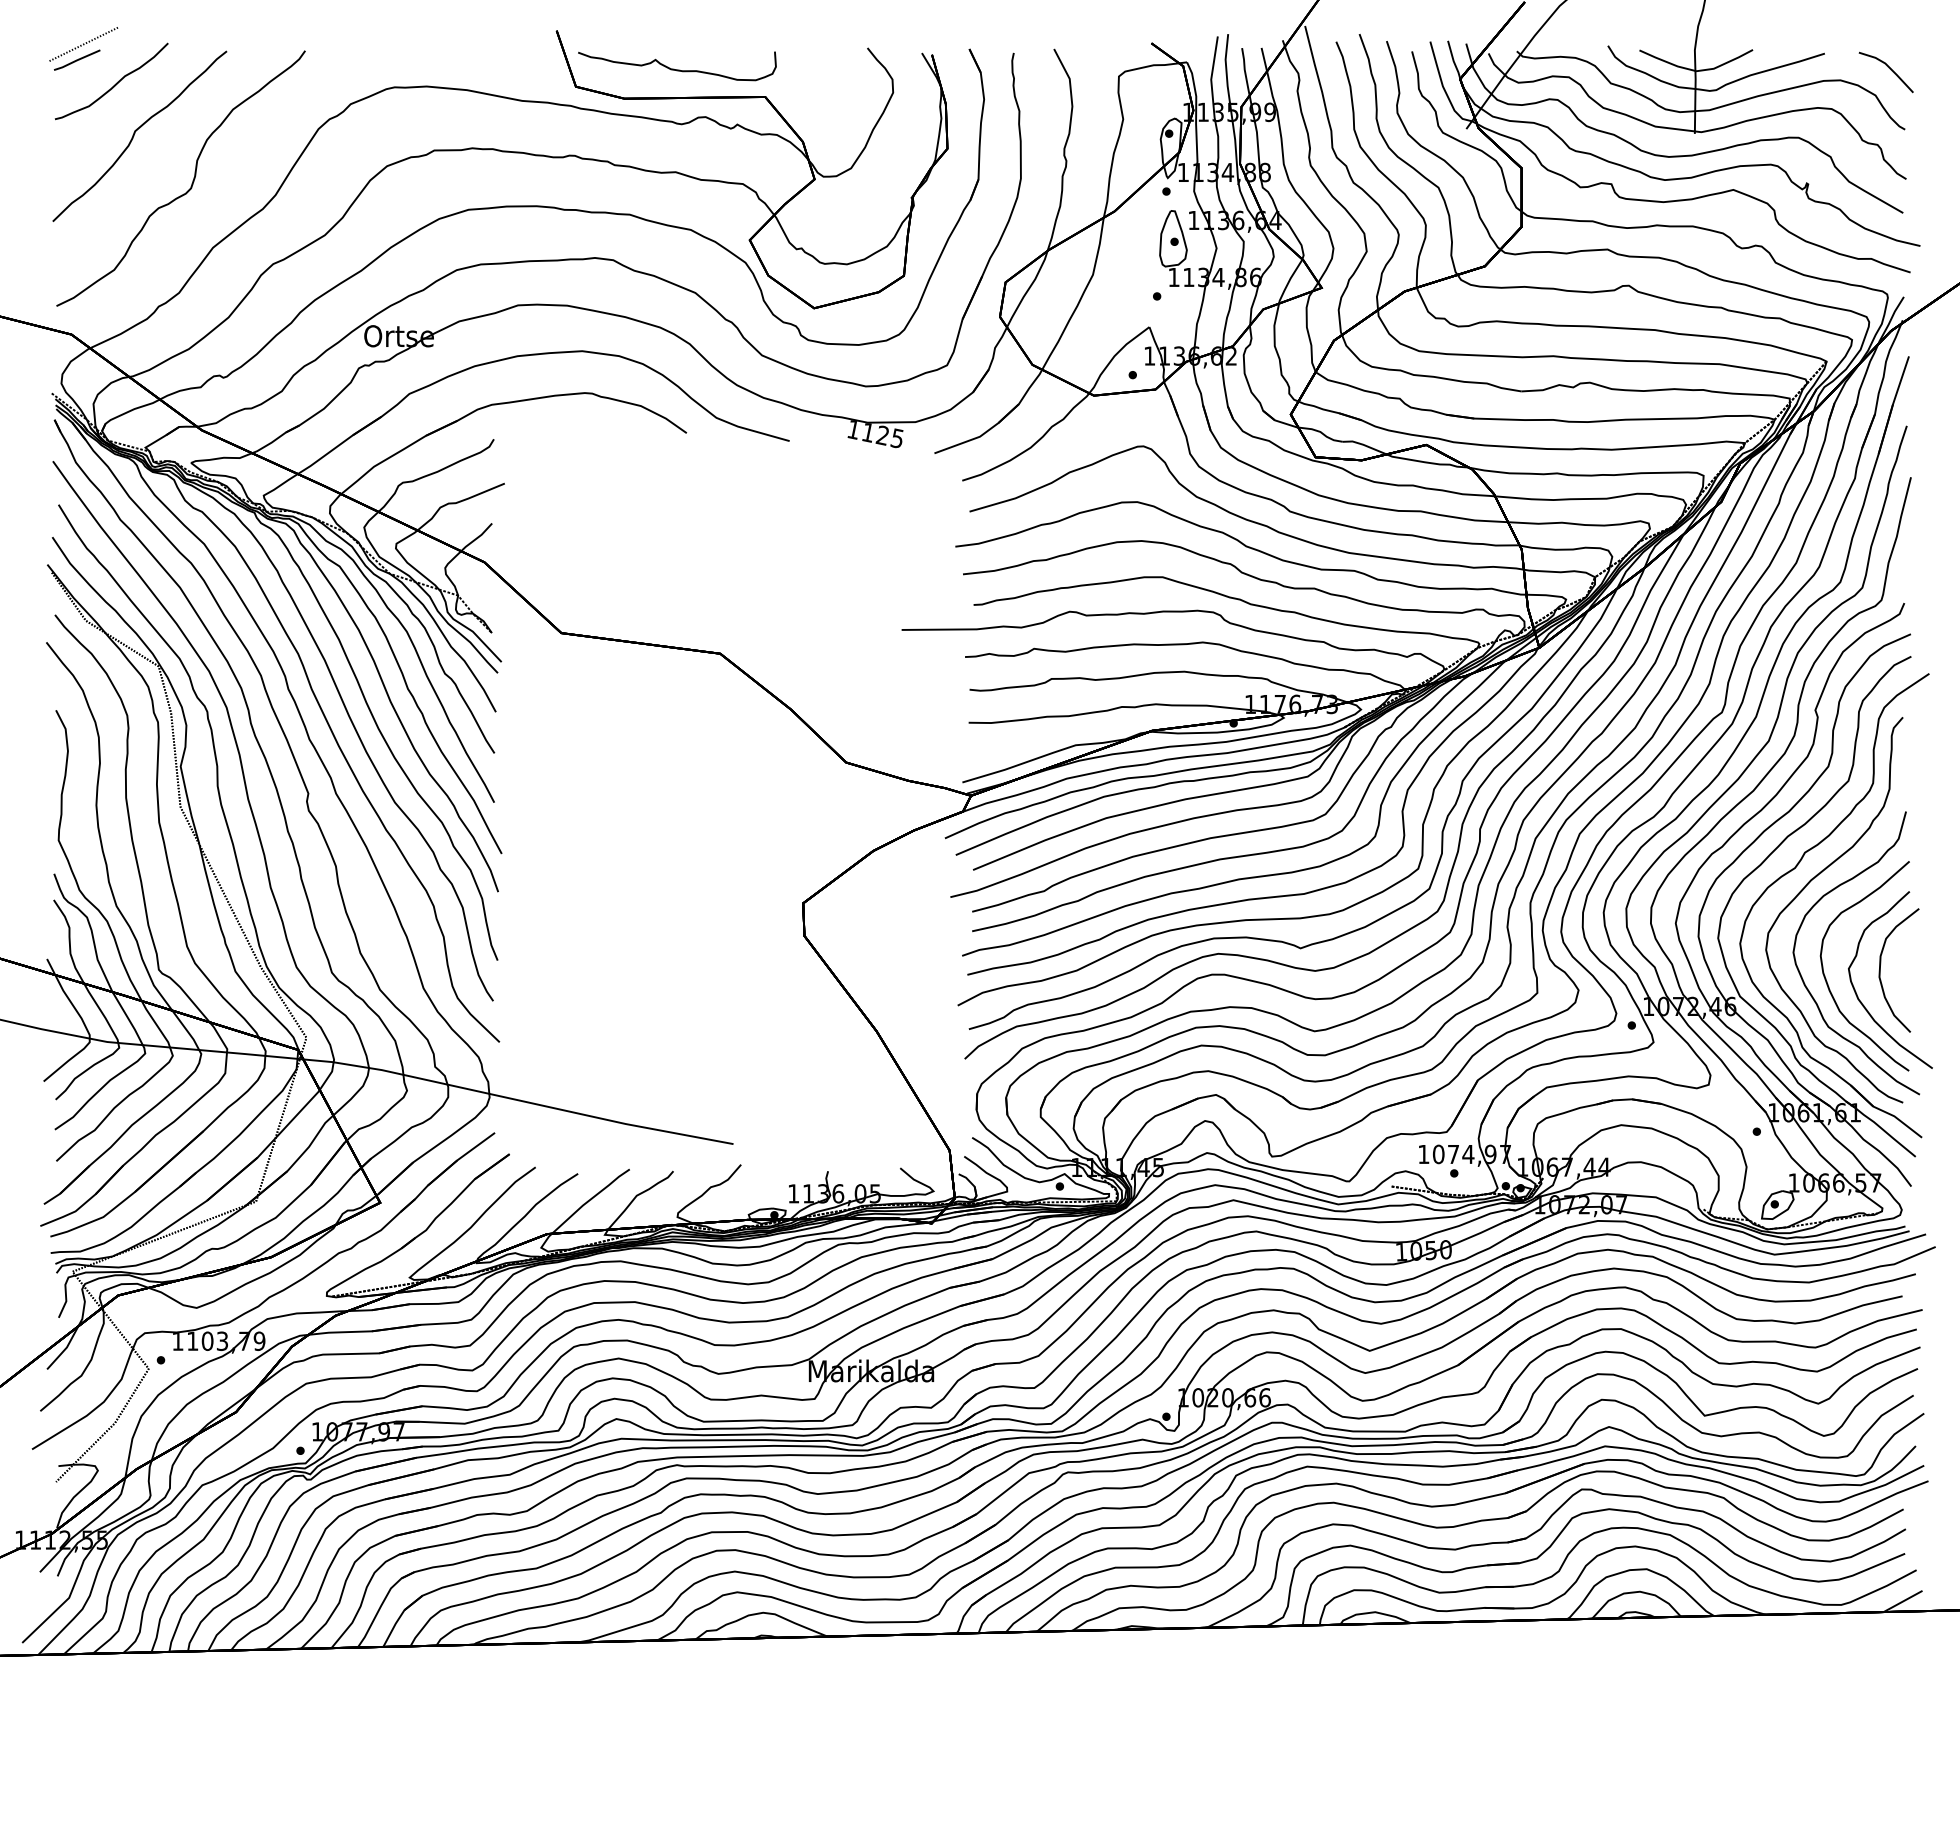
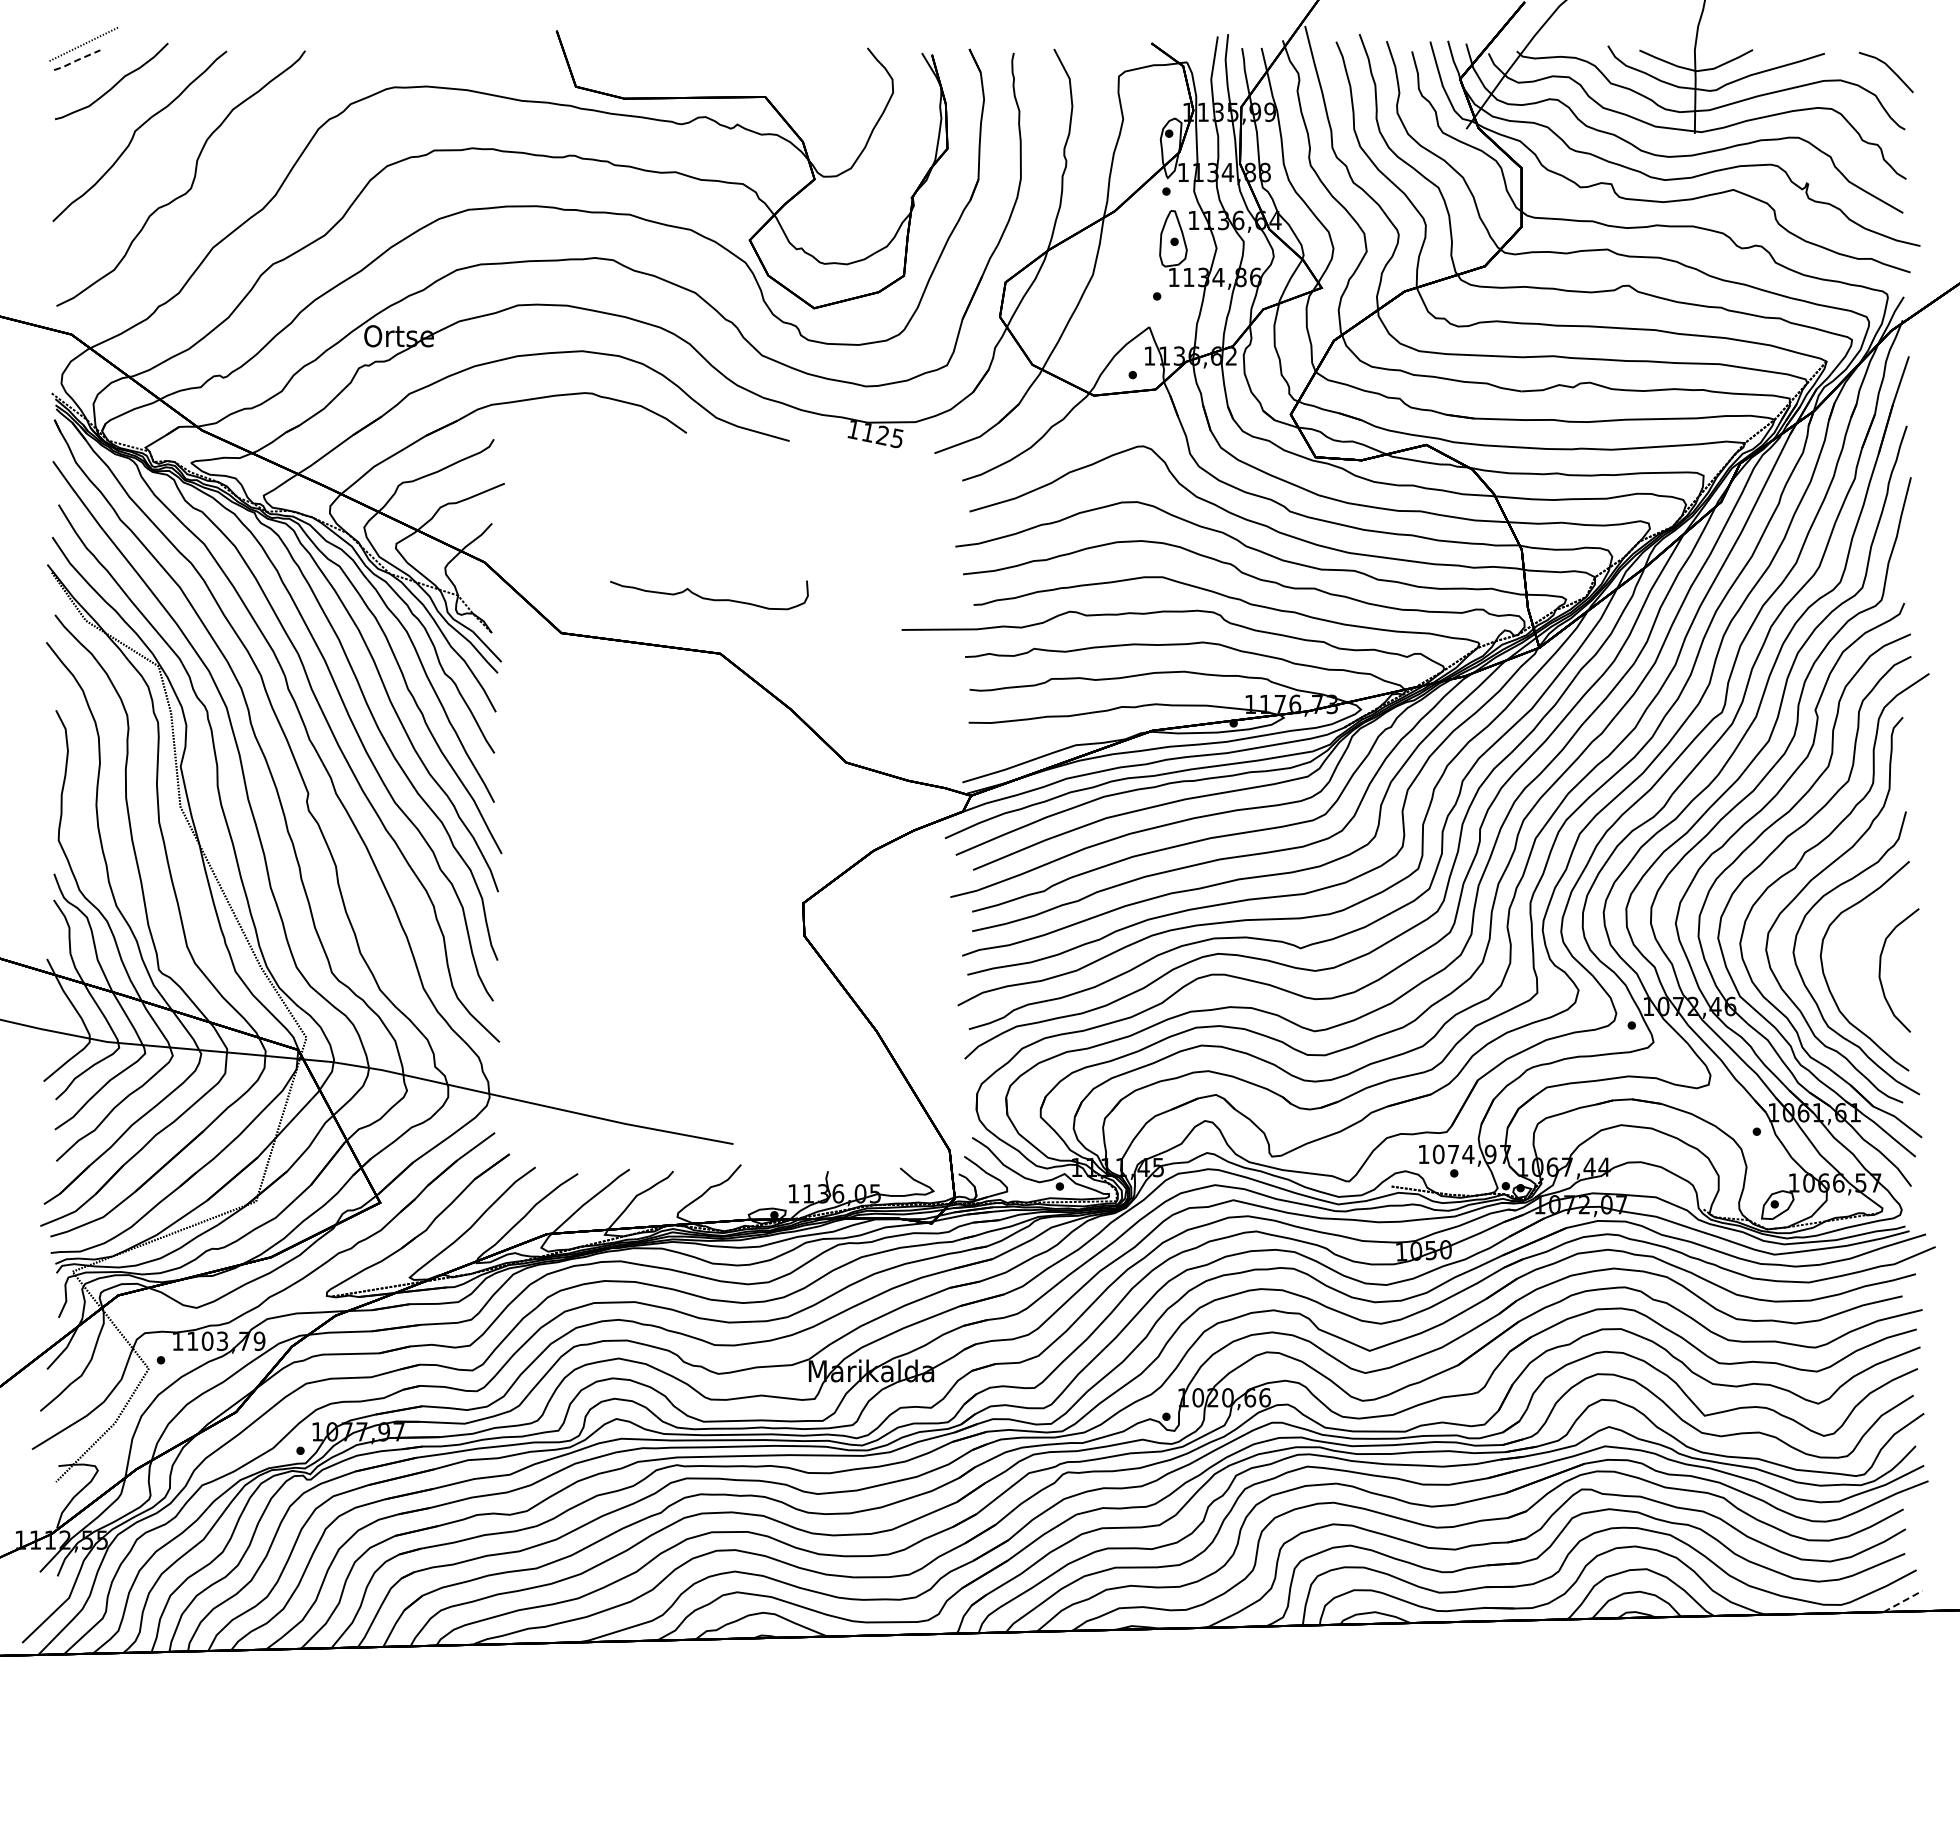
line: solid -> dashed (76, 60)
curve position: (677, 69) -> (709, 598) (709, 598)
curve: present -> none (1856, 991)
line: solid -> dashed (1903, 1601)
